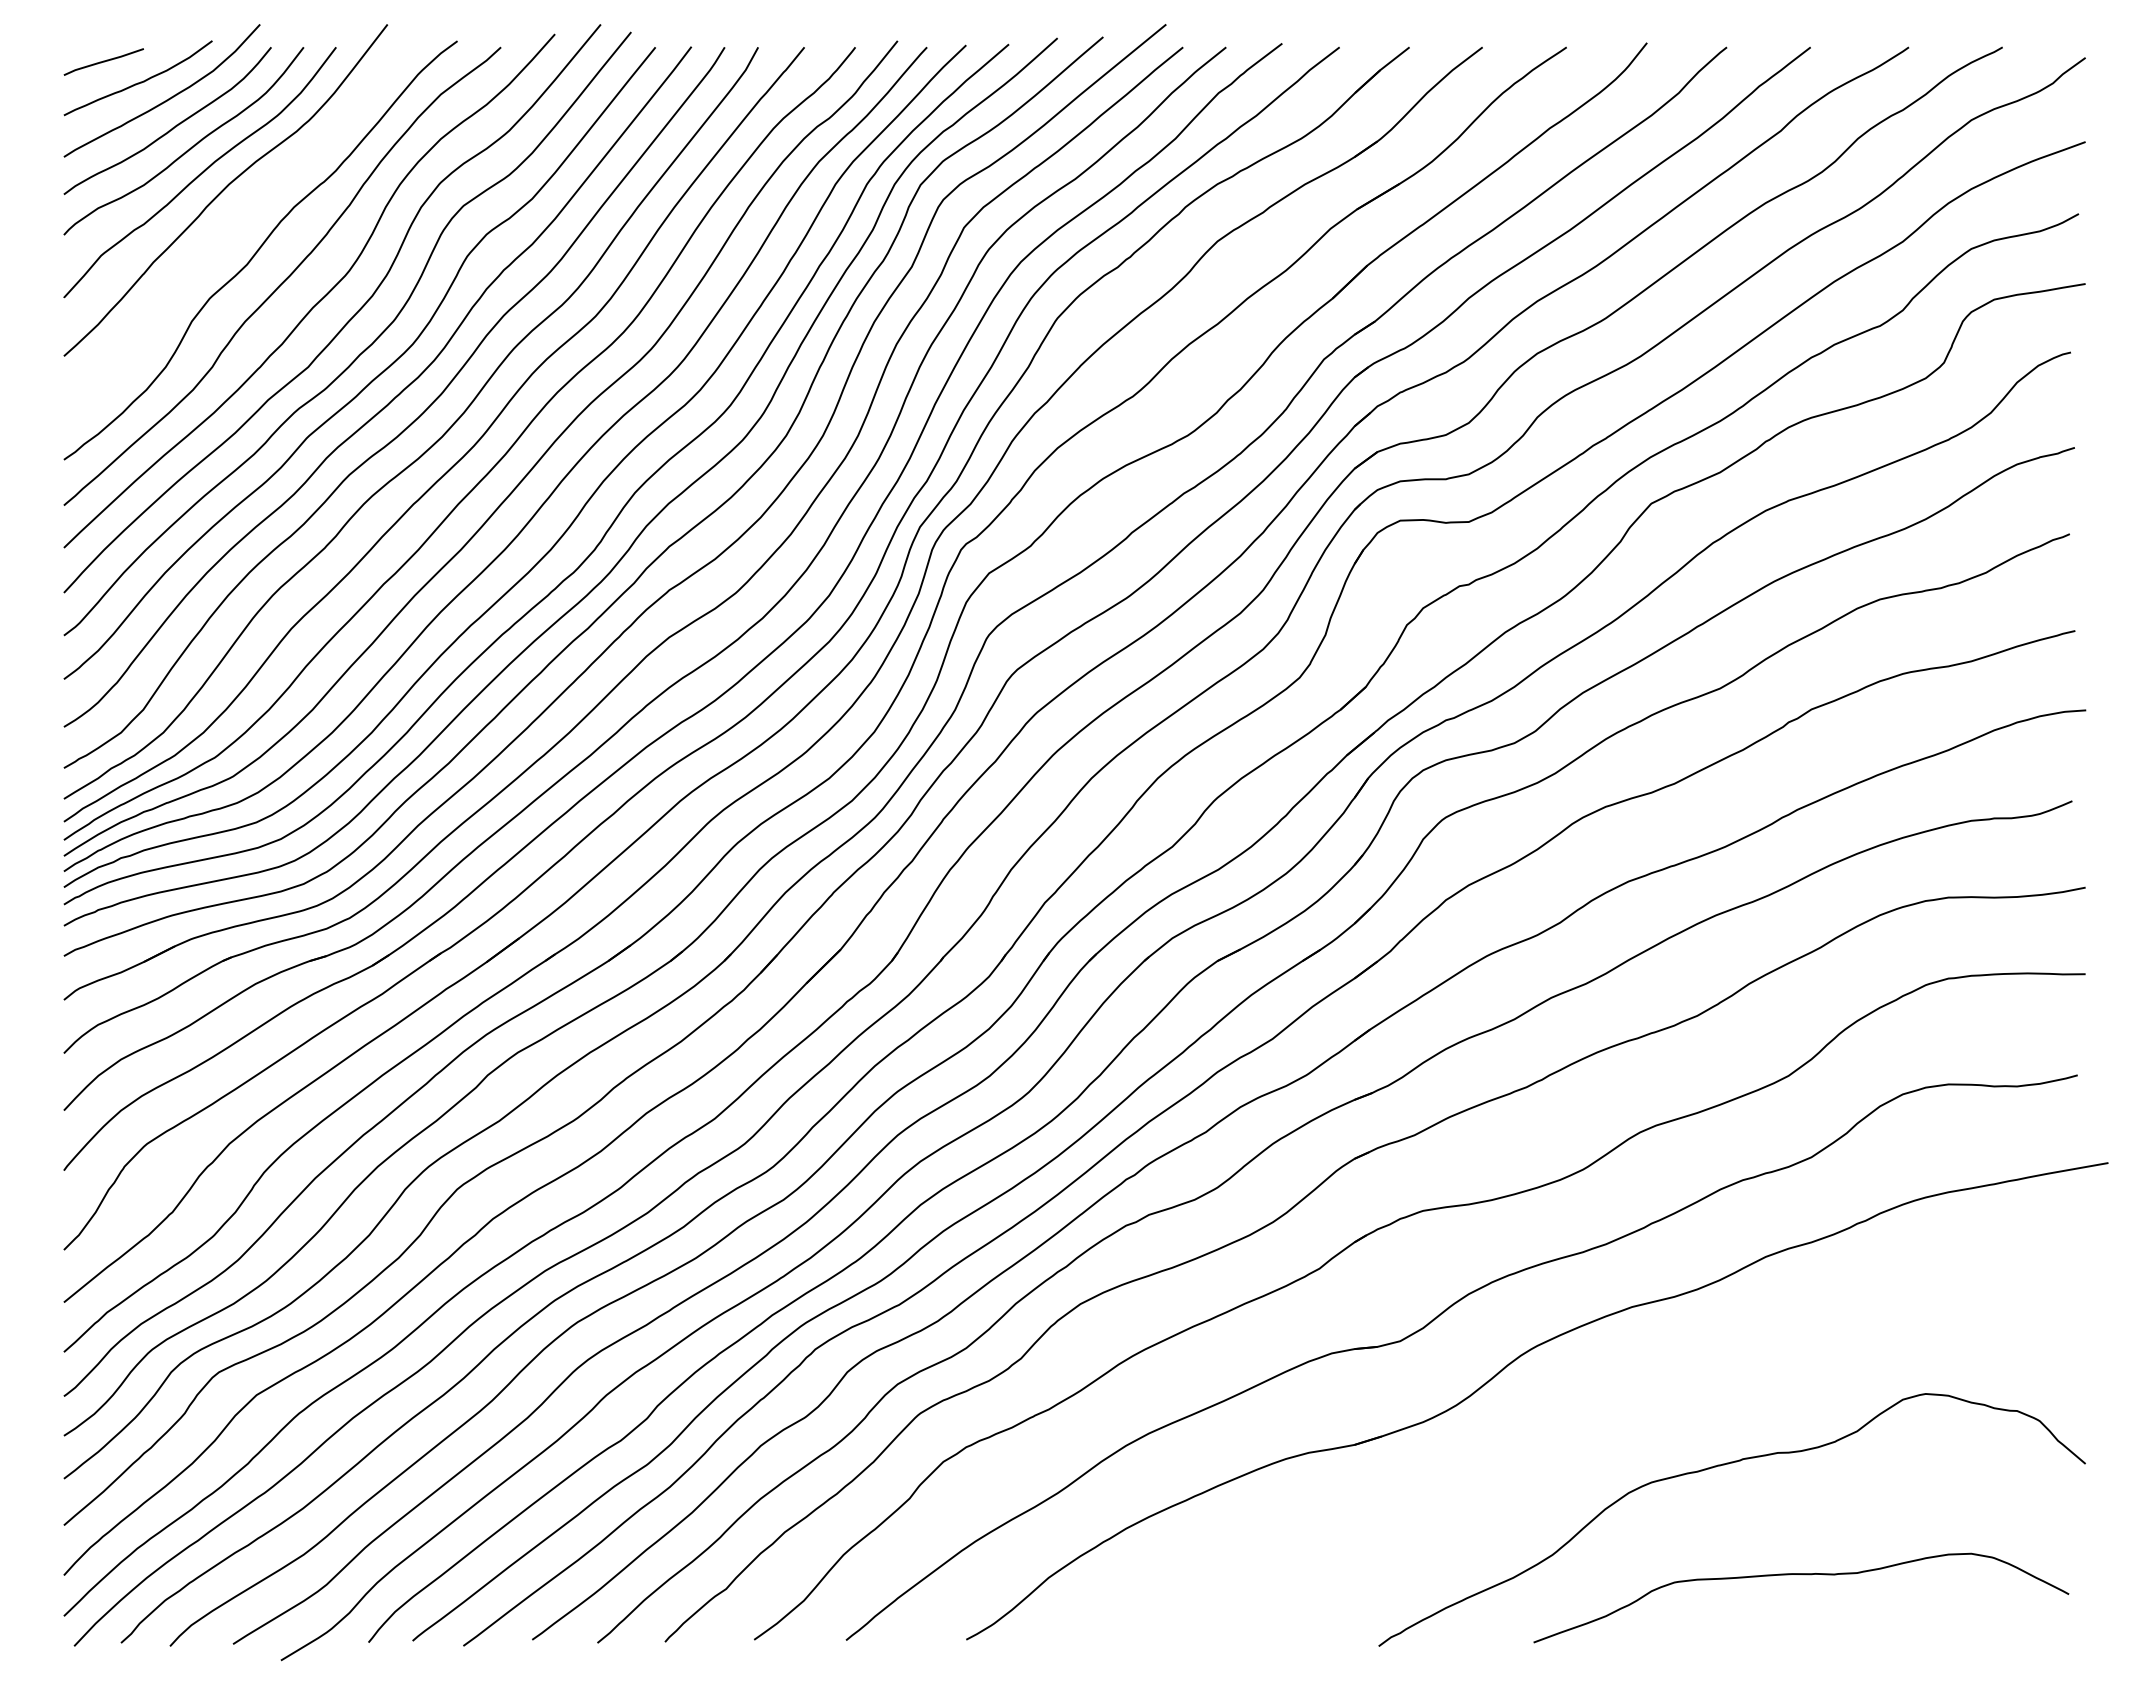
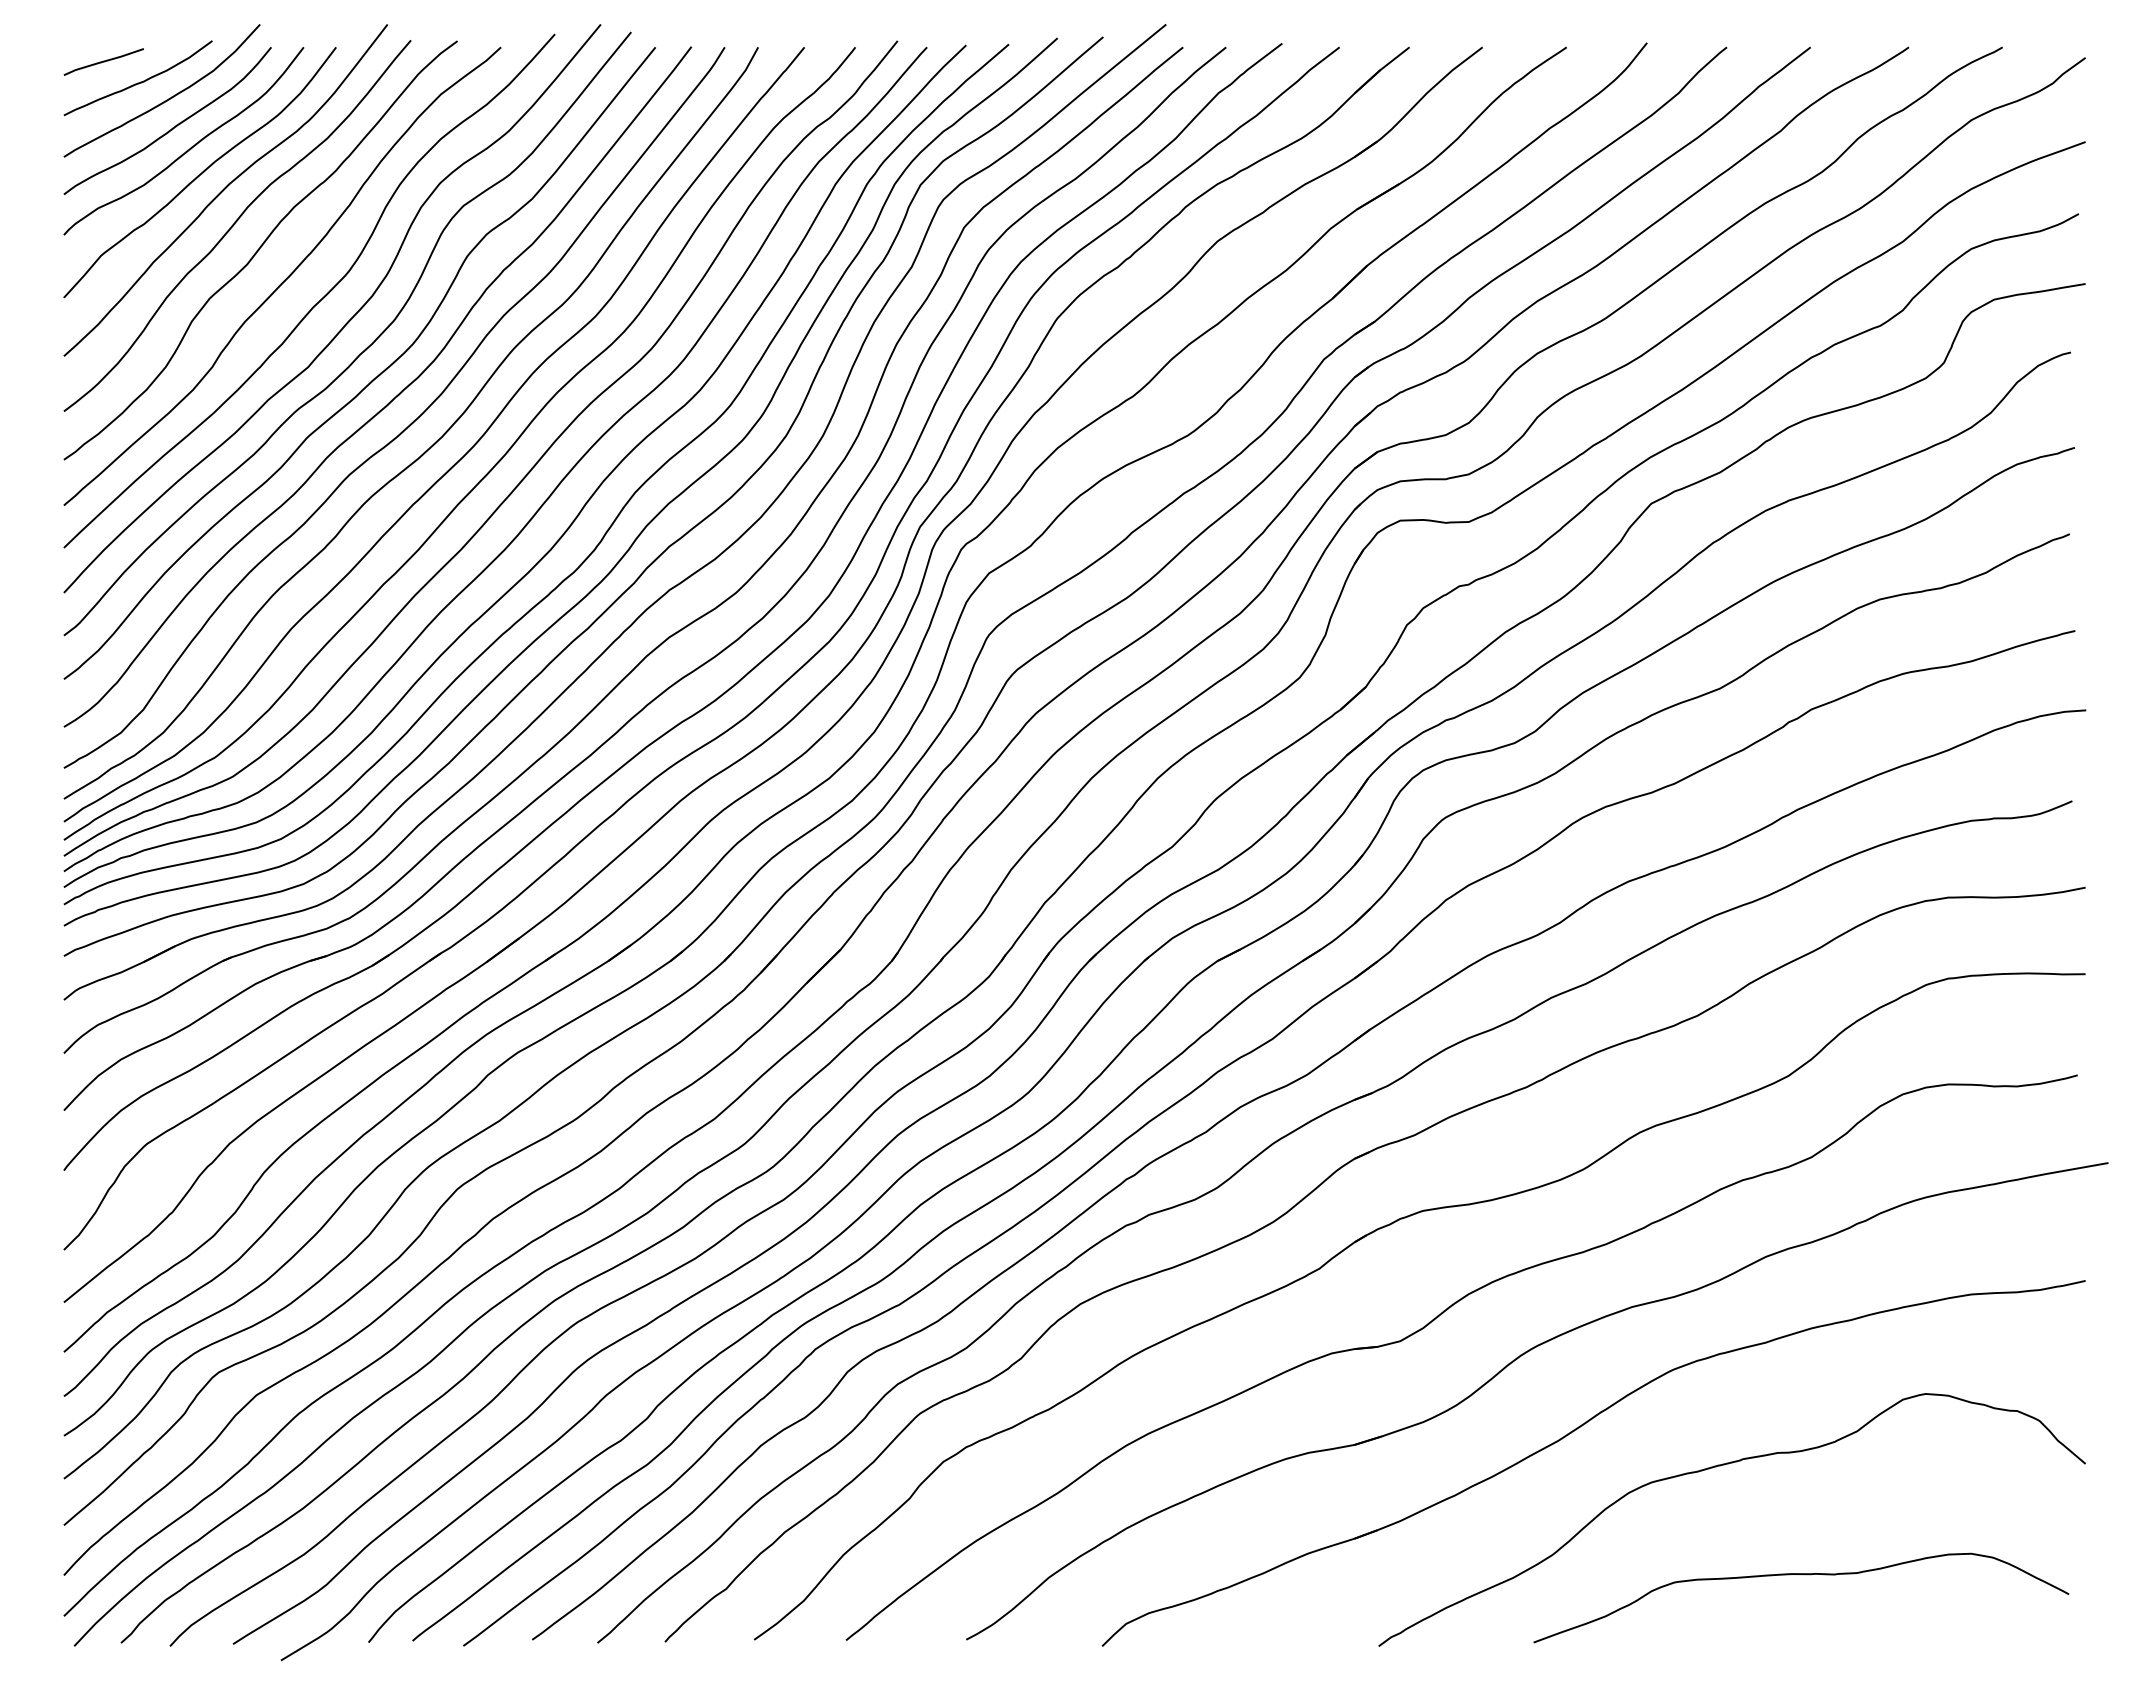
curve: none -> present (235, 223)
part: none -> present (1573, 1432)
